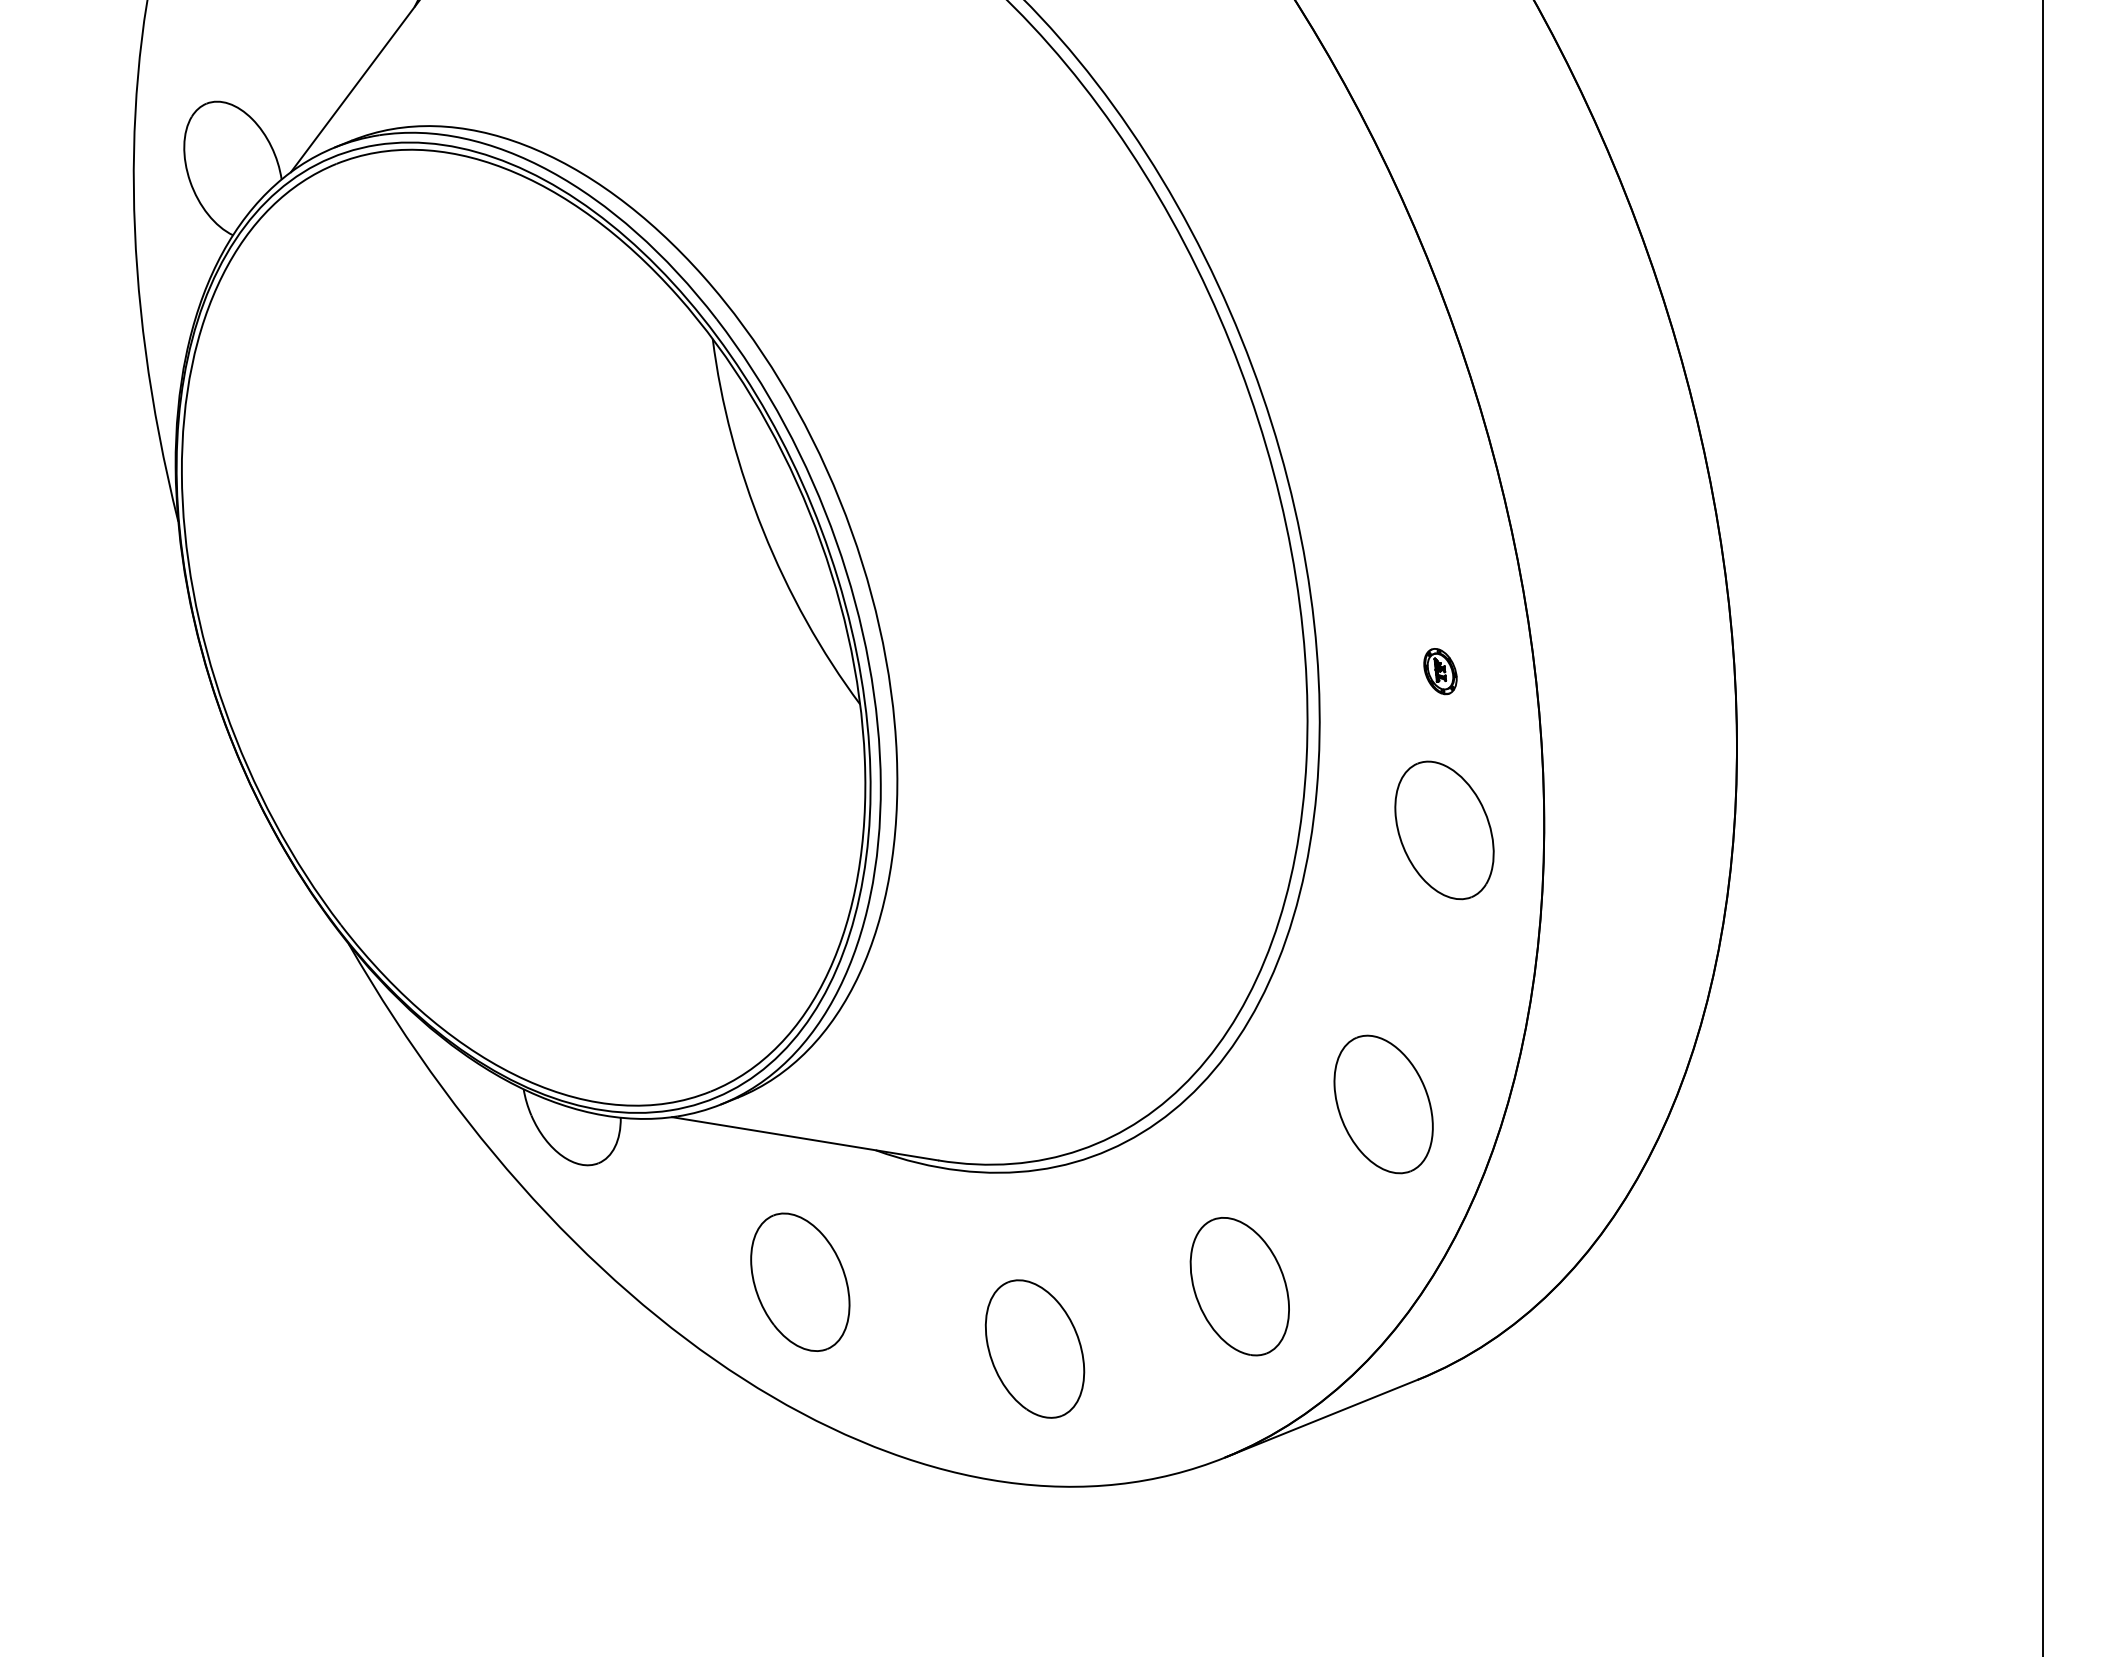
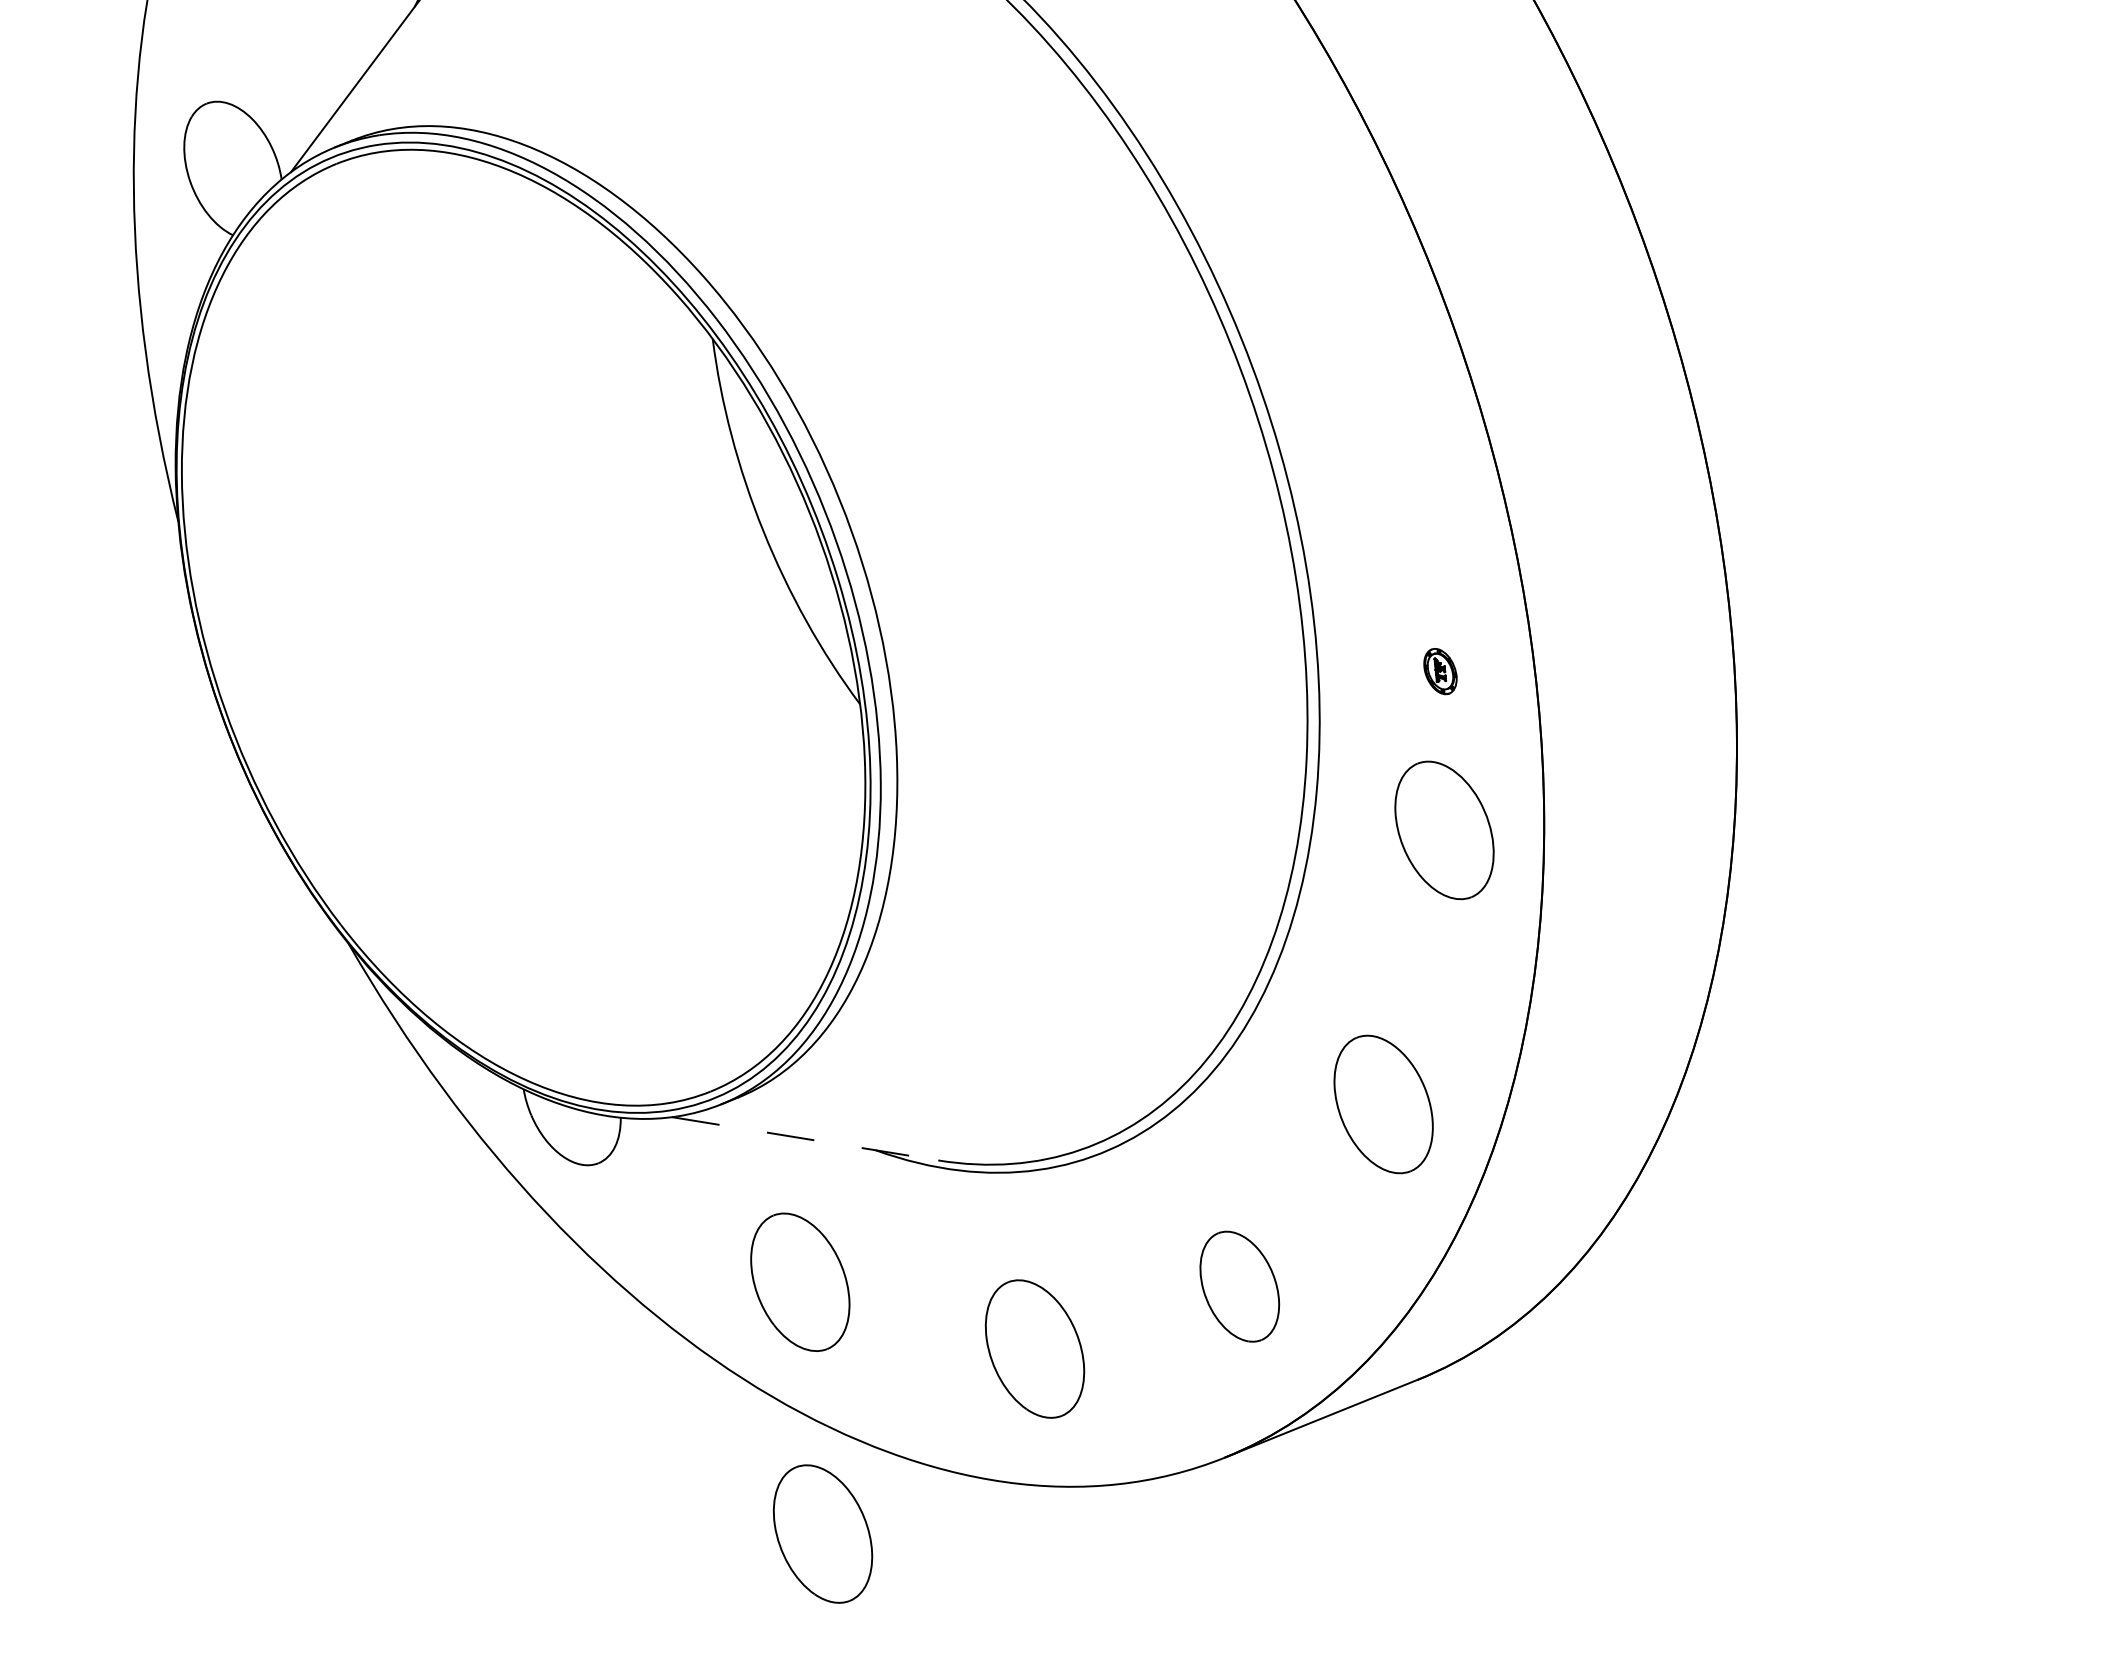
line: present -> none (2042, 827)
line: solid -> dashed (805, 1138)
part size: 101x140 px -> 82x113 px (1239, 1286)
part: none -> present (822, 1533)
